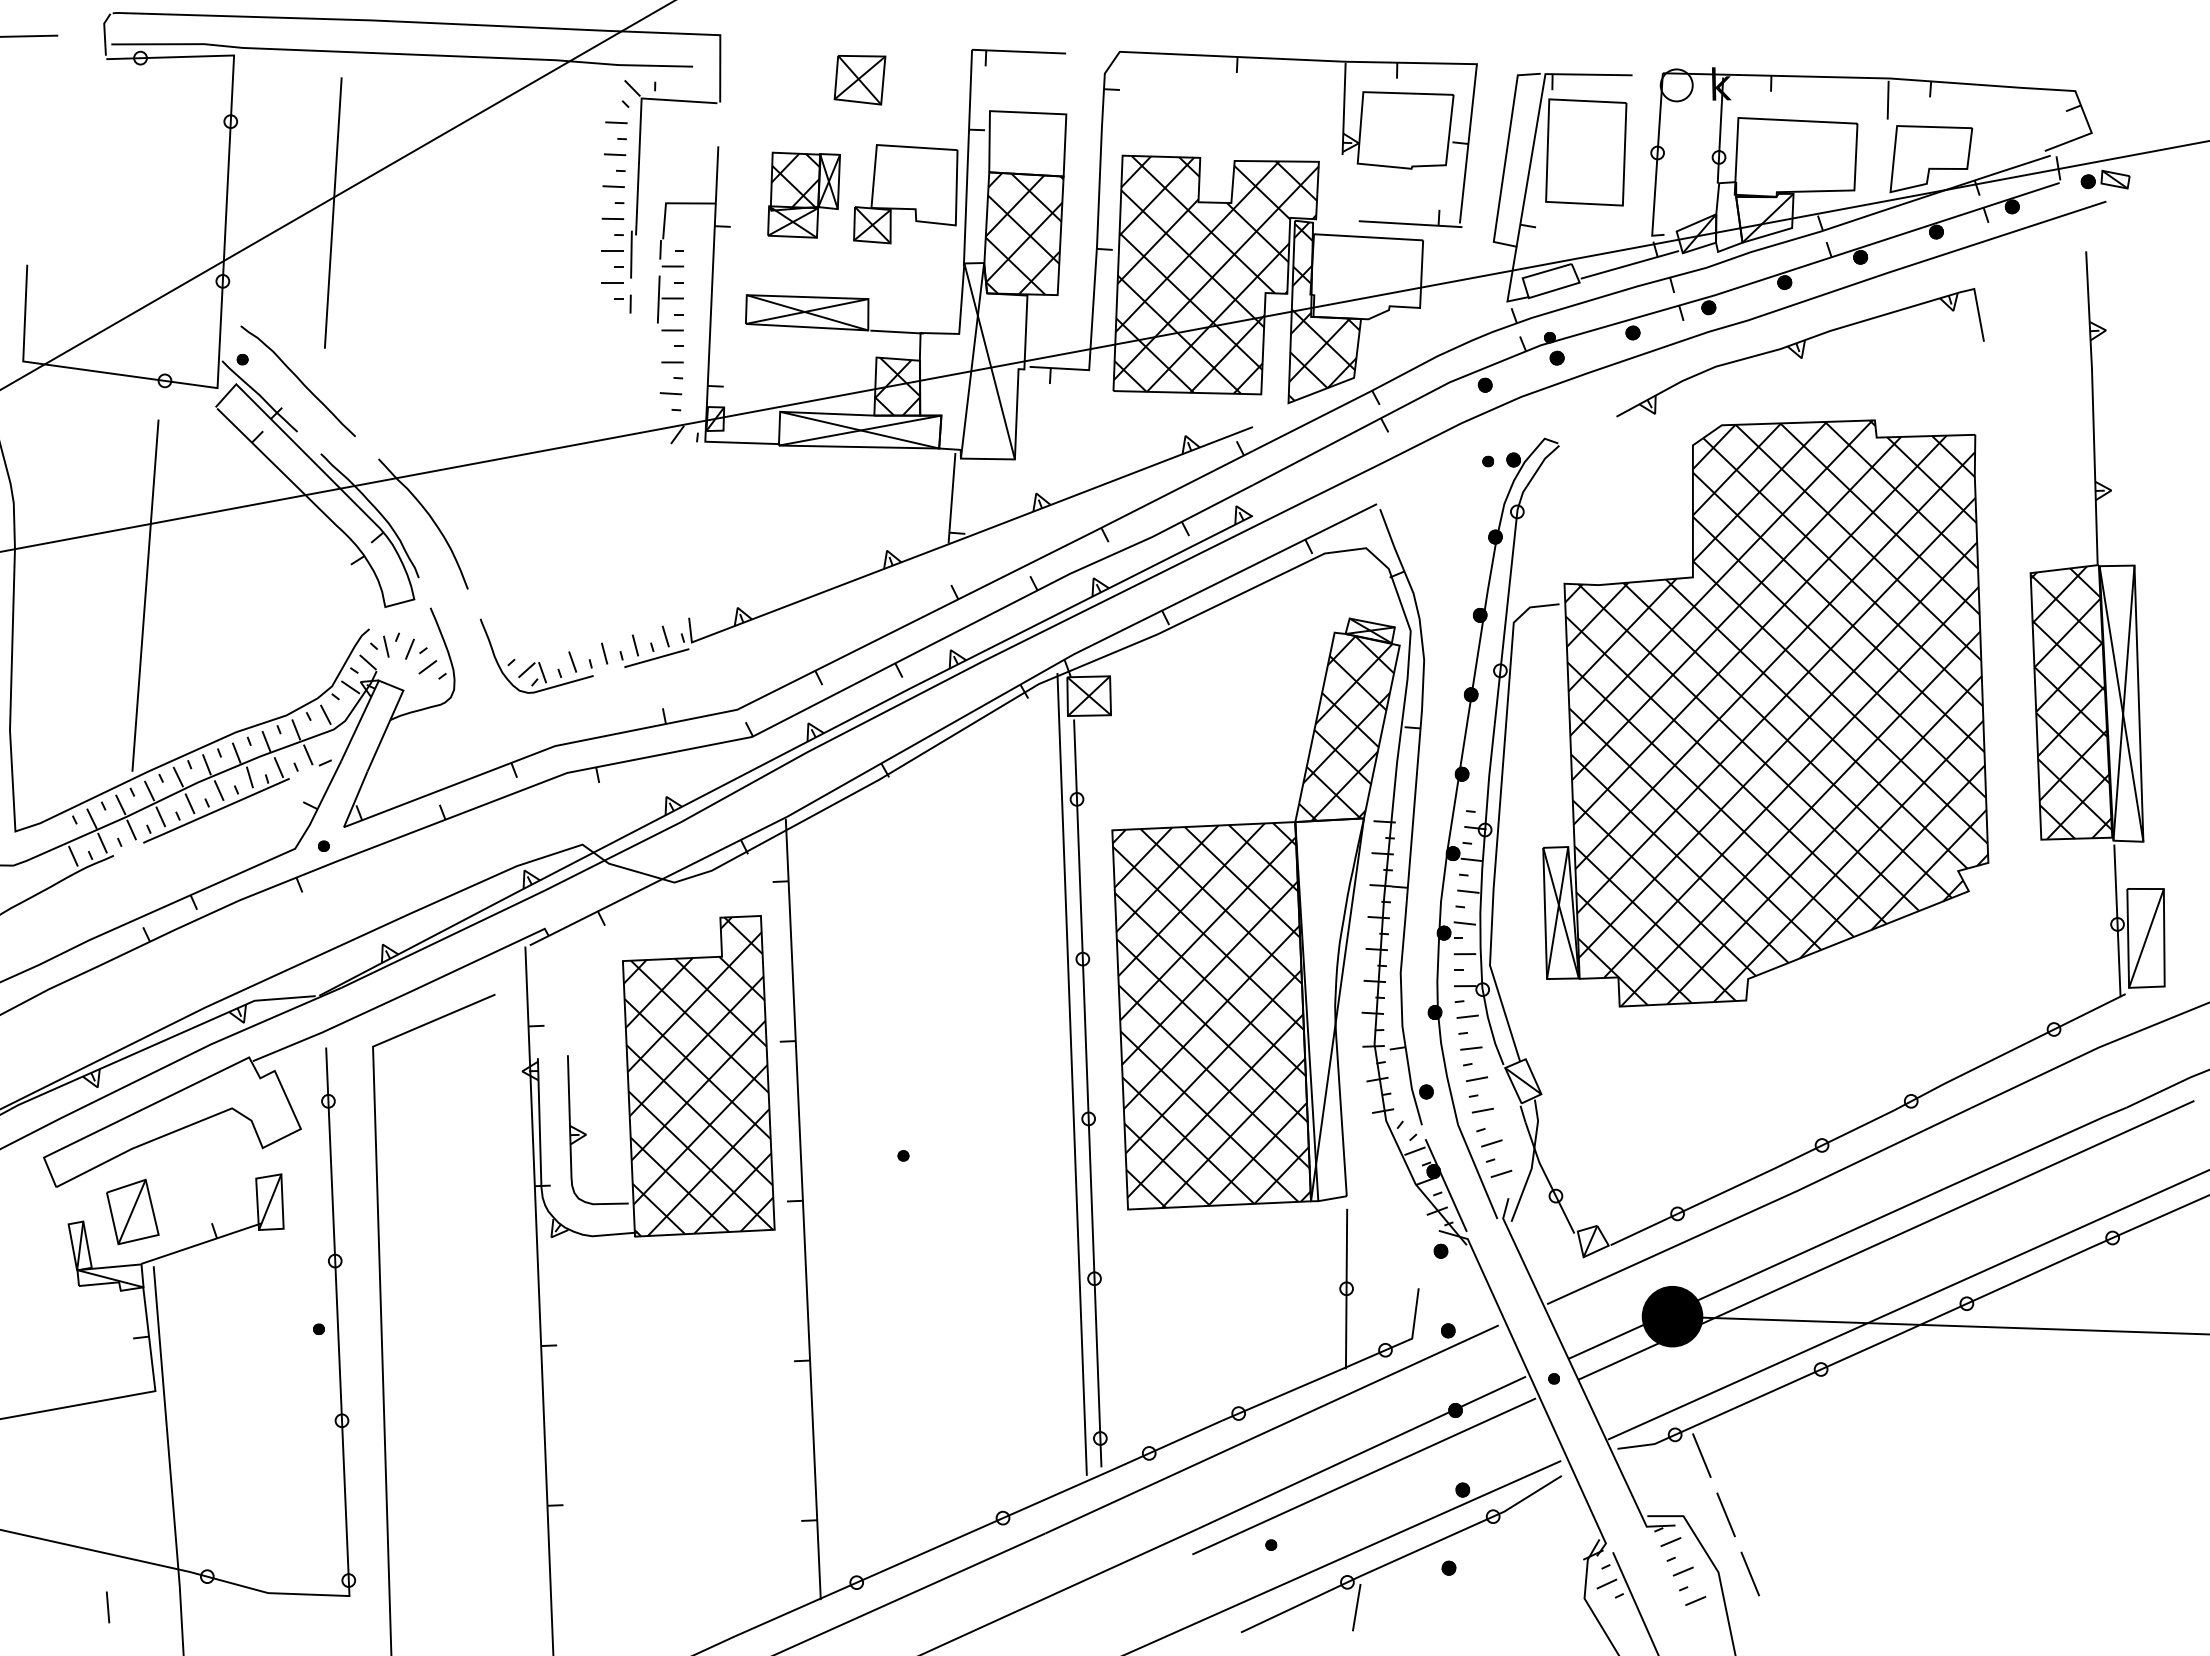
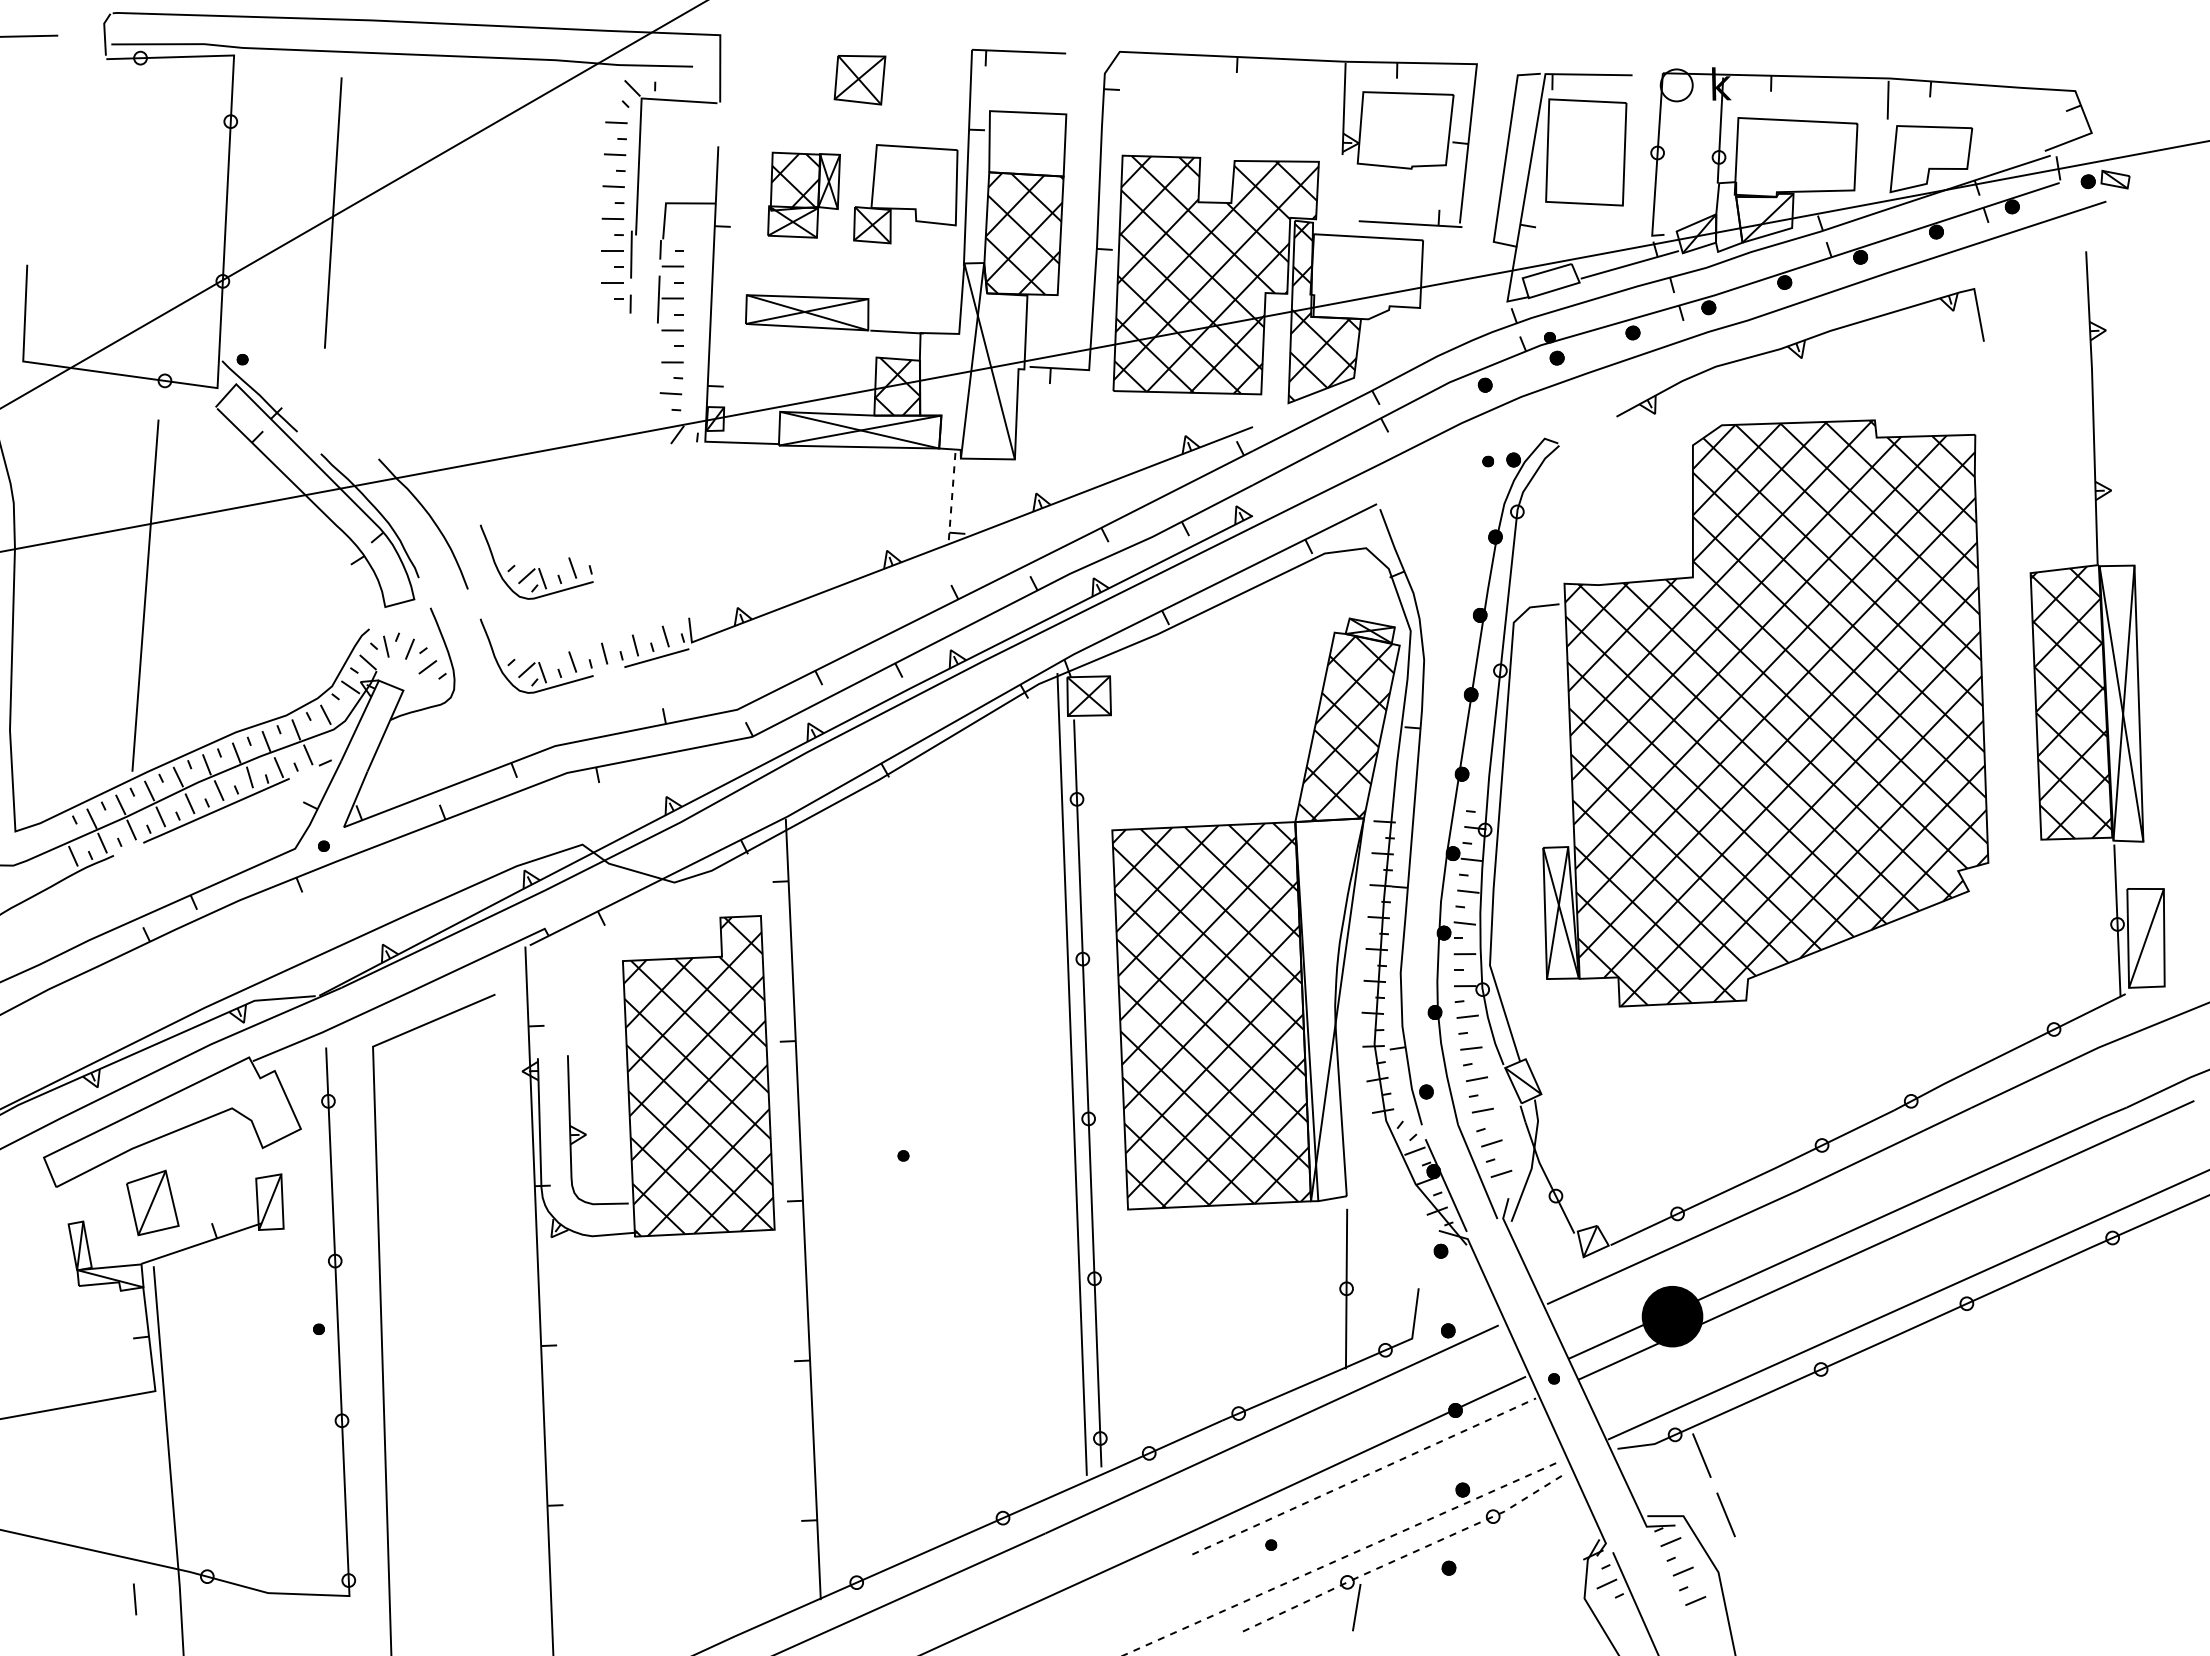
line position: (337, 195) -> (353, 204) (353, 204)
curve: present -> none (297, 379)
line: solid -> dashed (951, 498)
part: none -> present (535, 568)
part position: (132, 1211) -> (152, 1202) (152, 1202)
line: present -> none (1939, 1325)
line: solid -> dashed (1364, 1476)
line: solid -> dashed (1403, 1557)
line: solid -> dashed (1342, 1558)
line: present -> none (1750, 1573)
line position: (108, 1607) -> (135, 1599) (135, 1599)
